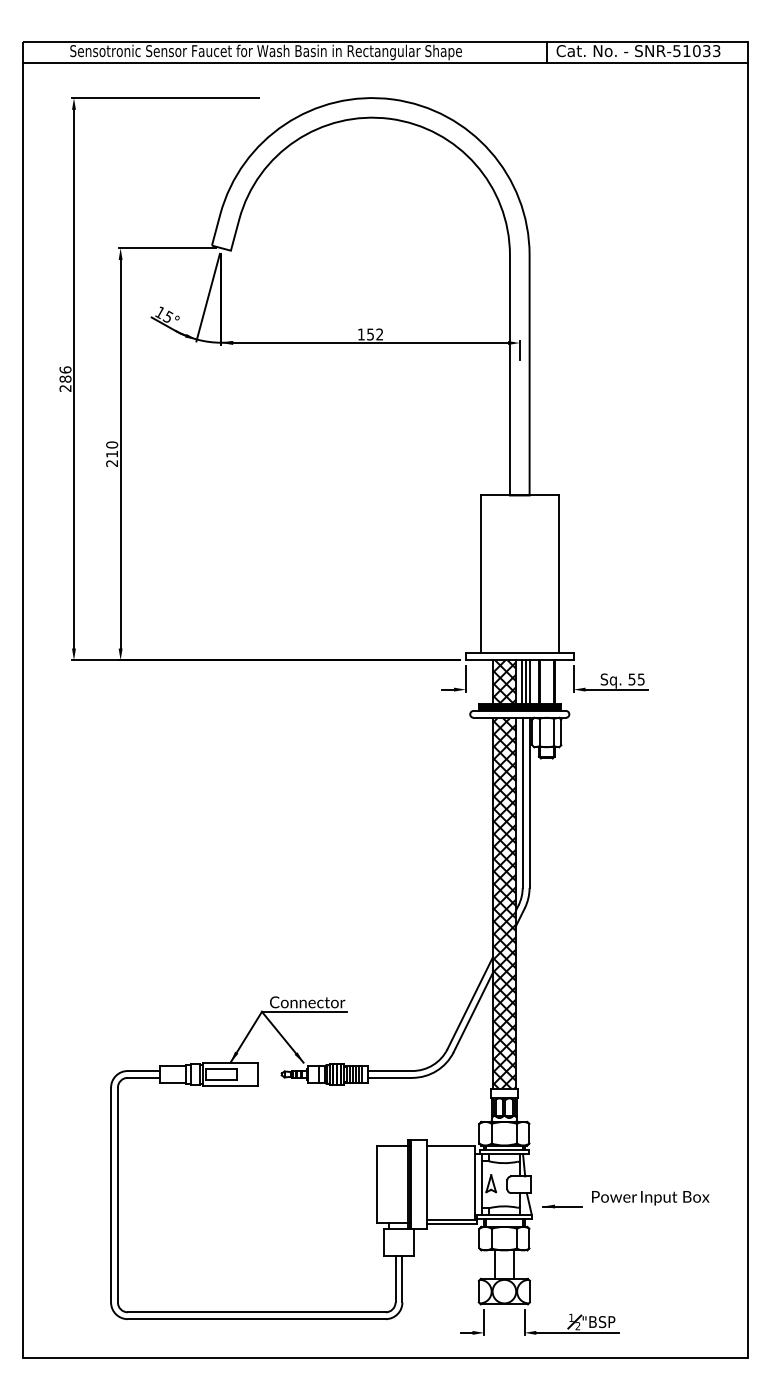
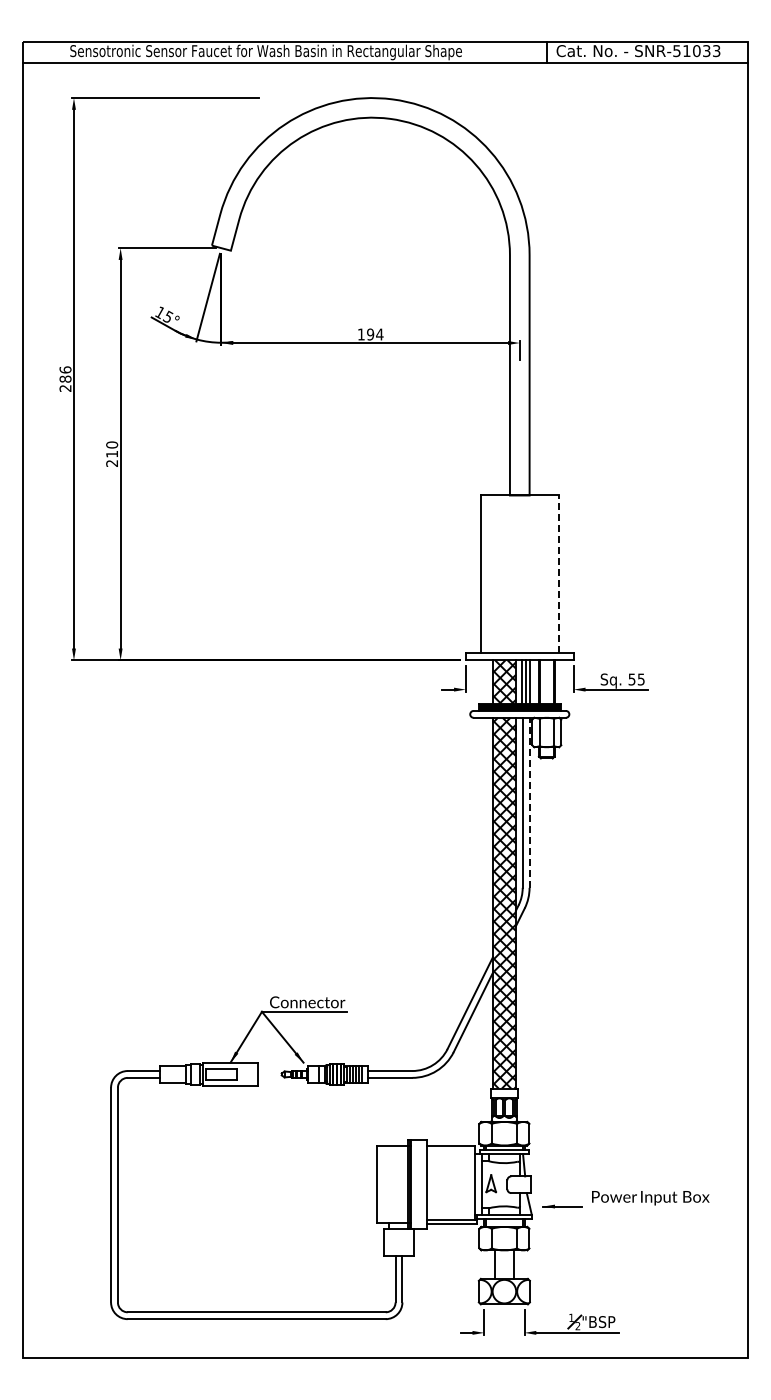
text: 152 -> 194 (375, 334)
line: solid -> dashed (559, 574)
line: solid -> dashed (529, 802)
